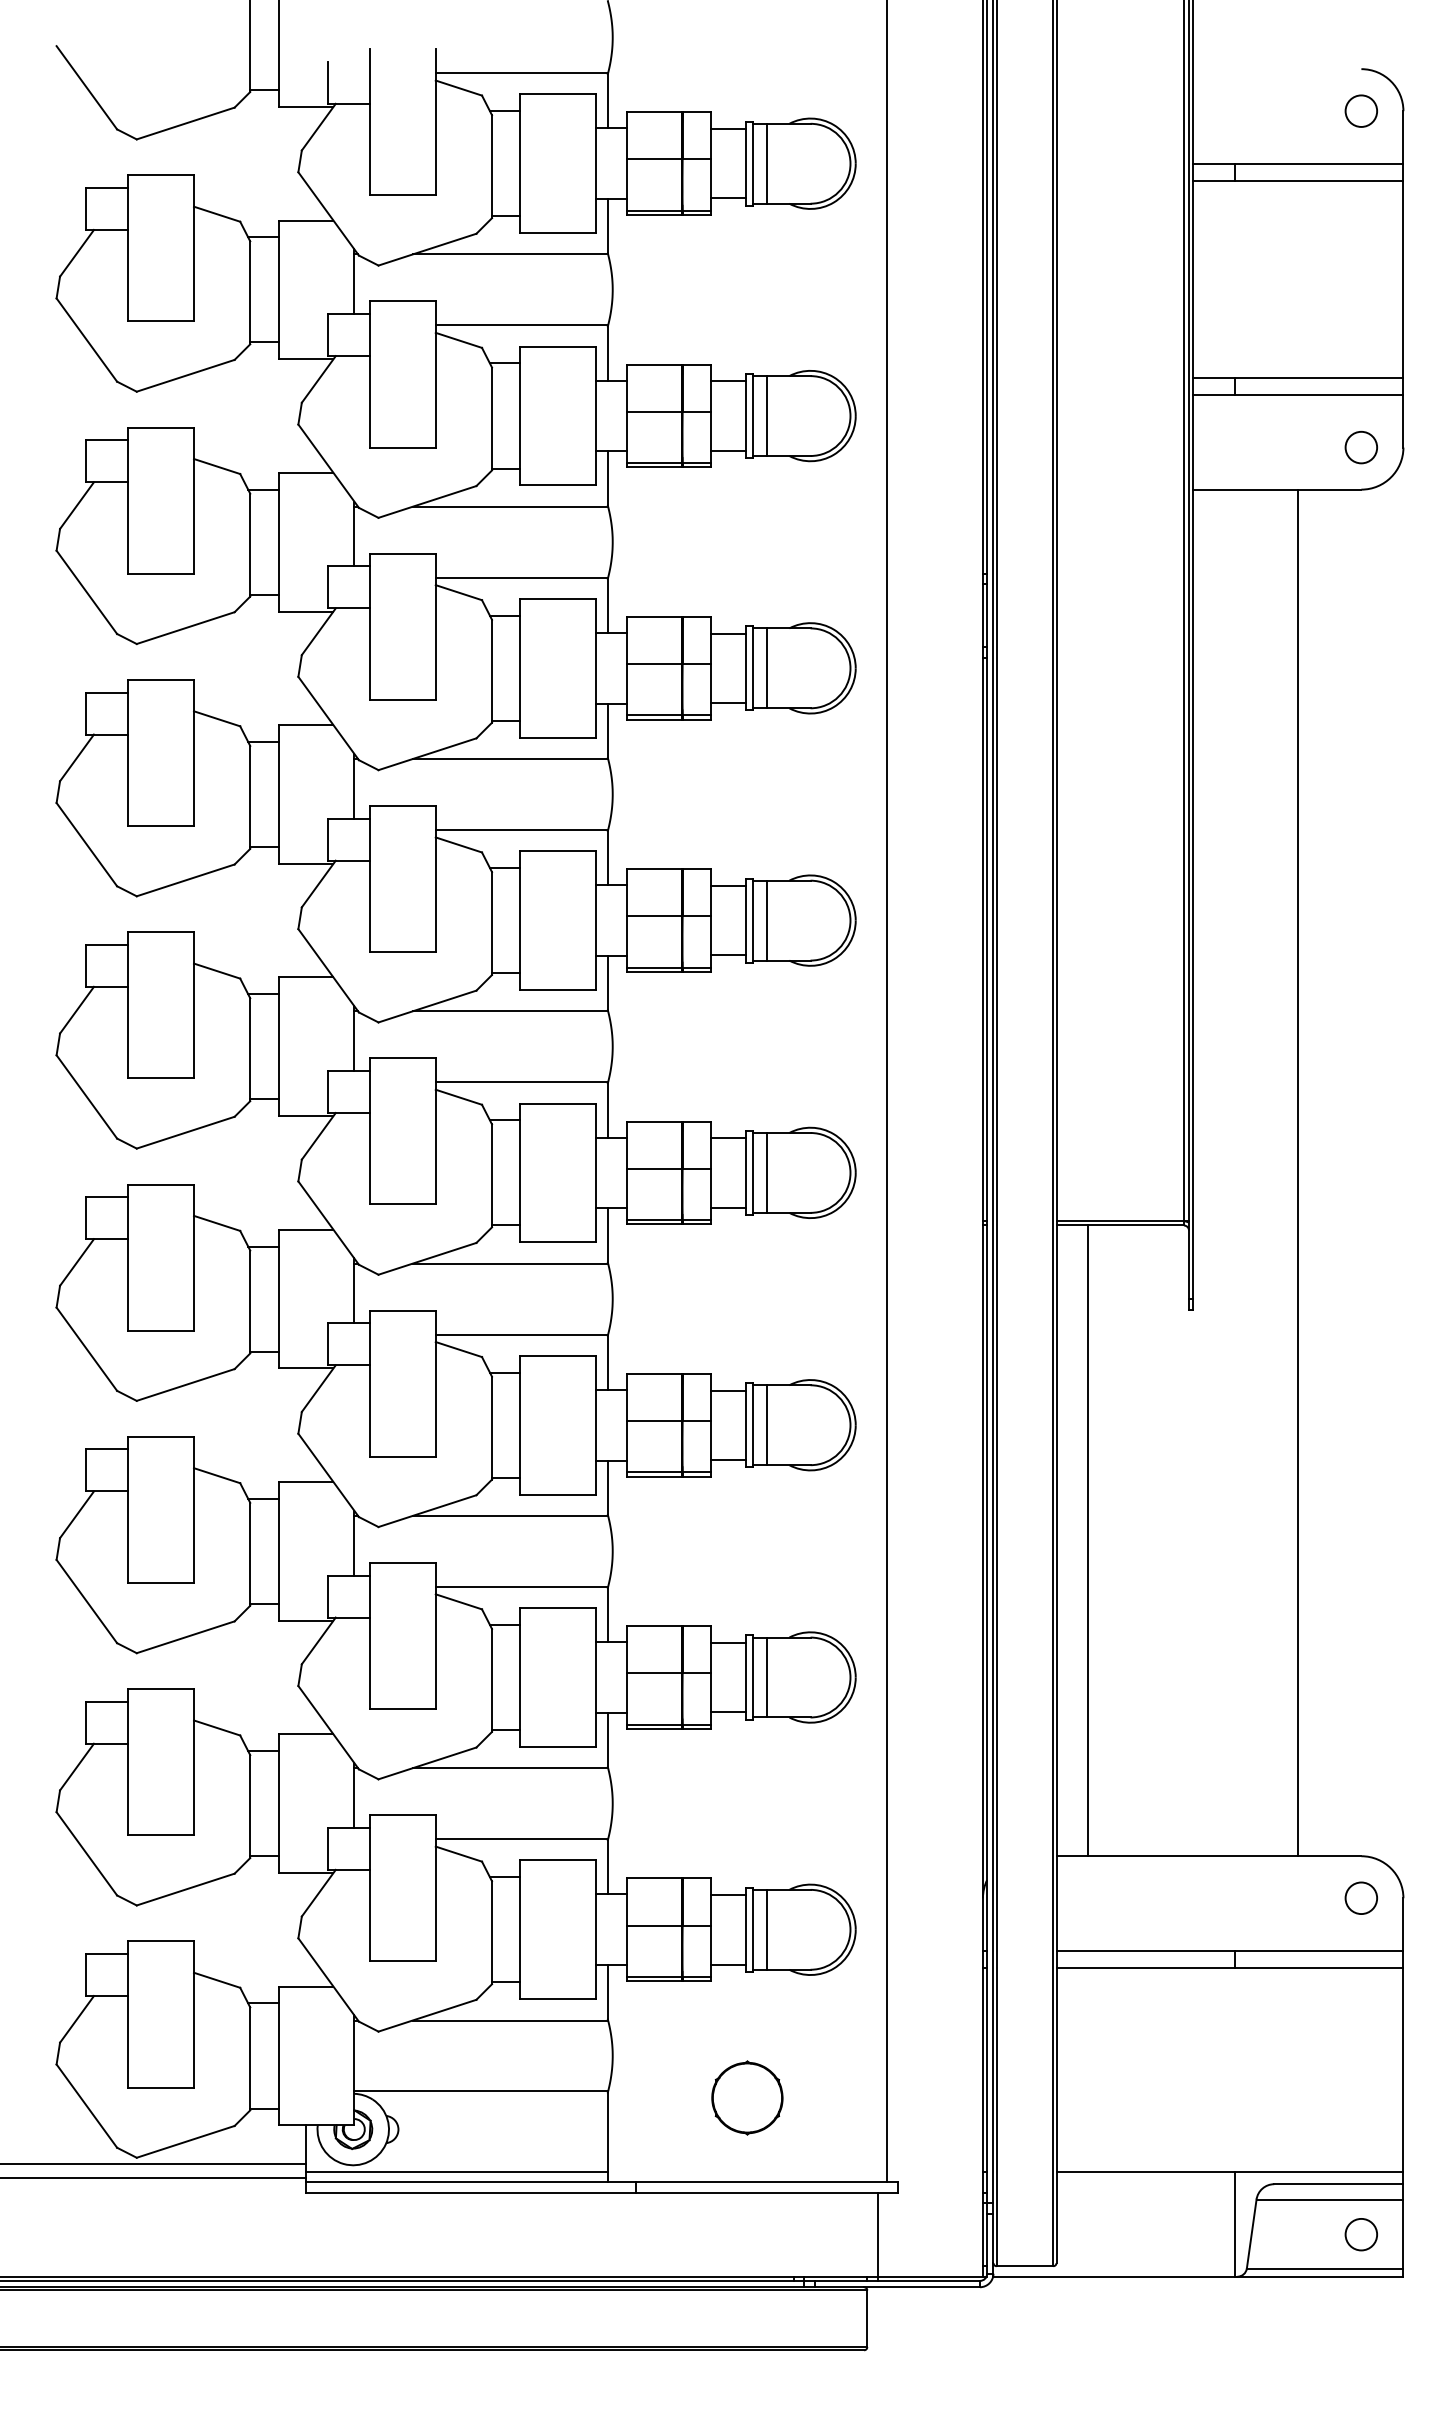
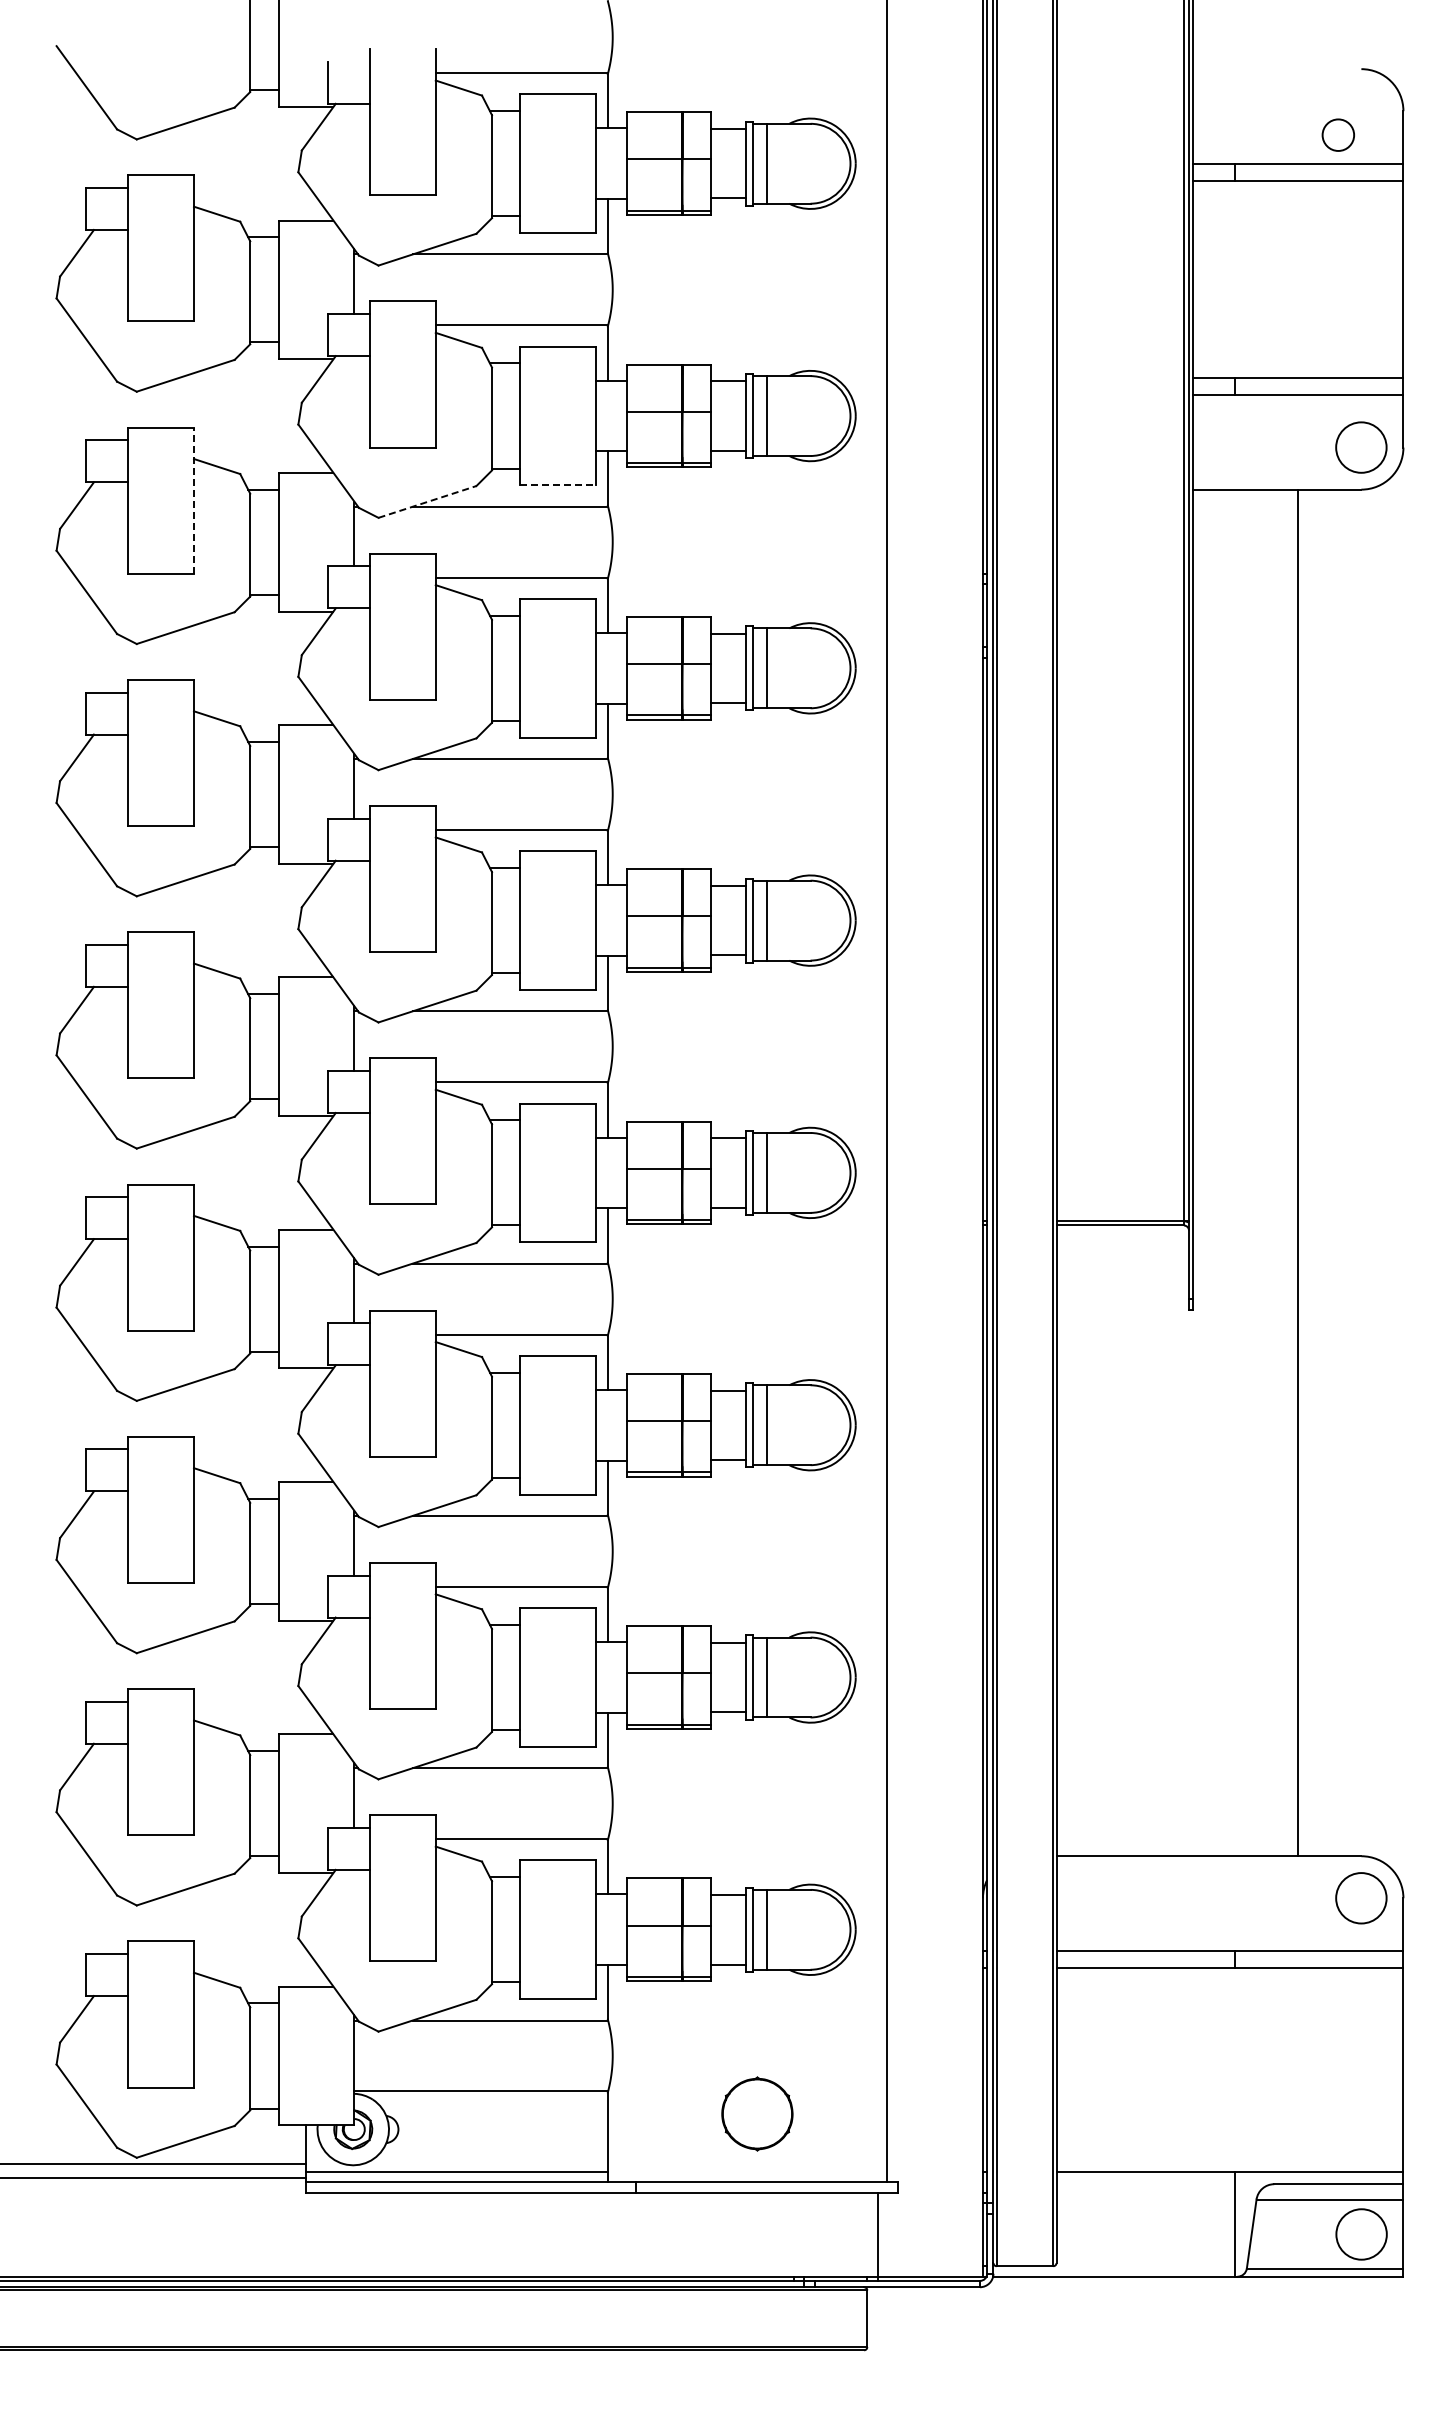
circle position: (1360, 110) -> (1337, 134) (1337, 134)
circle diameter: 32 px -> 50 px (1361, 447)
line: solid -> dashed (558, 485)
line: solid -> dashed (194, 500)
line: solid -> dashed (427, 501)
line: present -> none (1088, 1540)
circle diameter: 32 px -> 50 px (1361, 1898)
part position: (747, 2097) -> (757, 2113) (757, 2113)
circle size: 34x34 px -> 53x53 px (1361, 2234)
